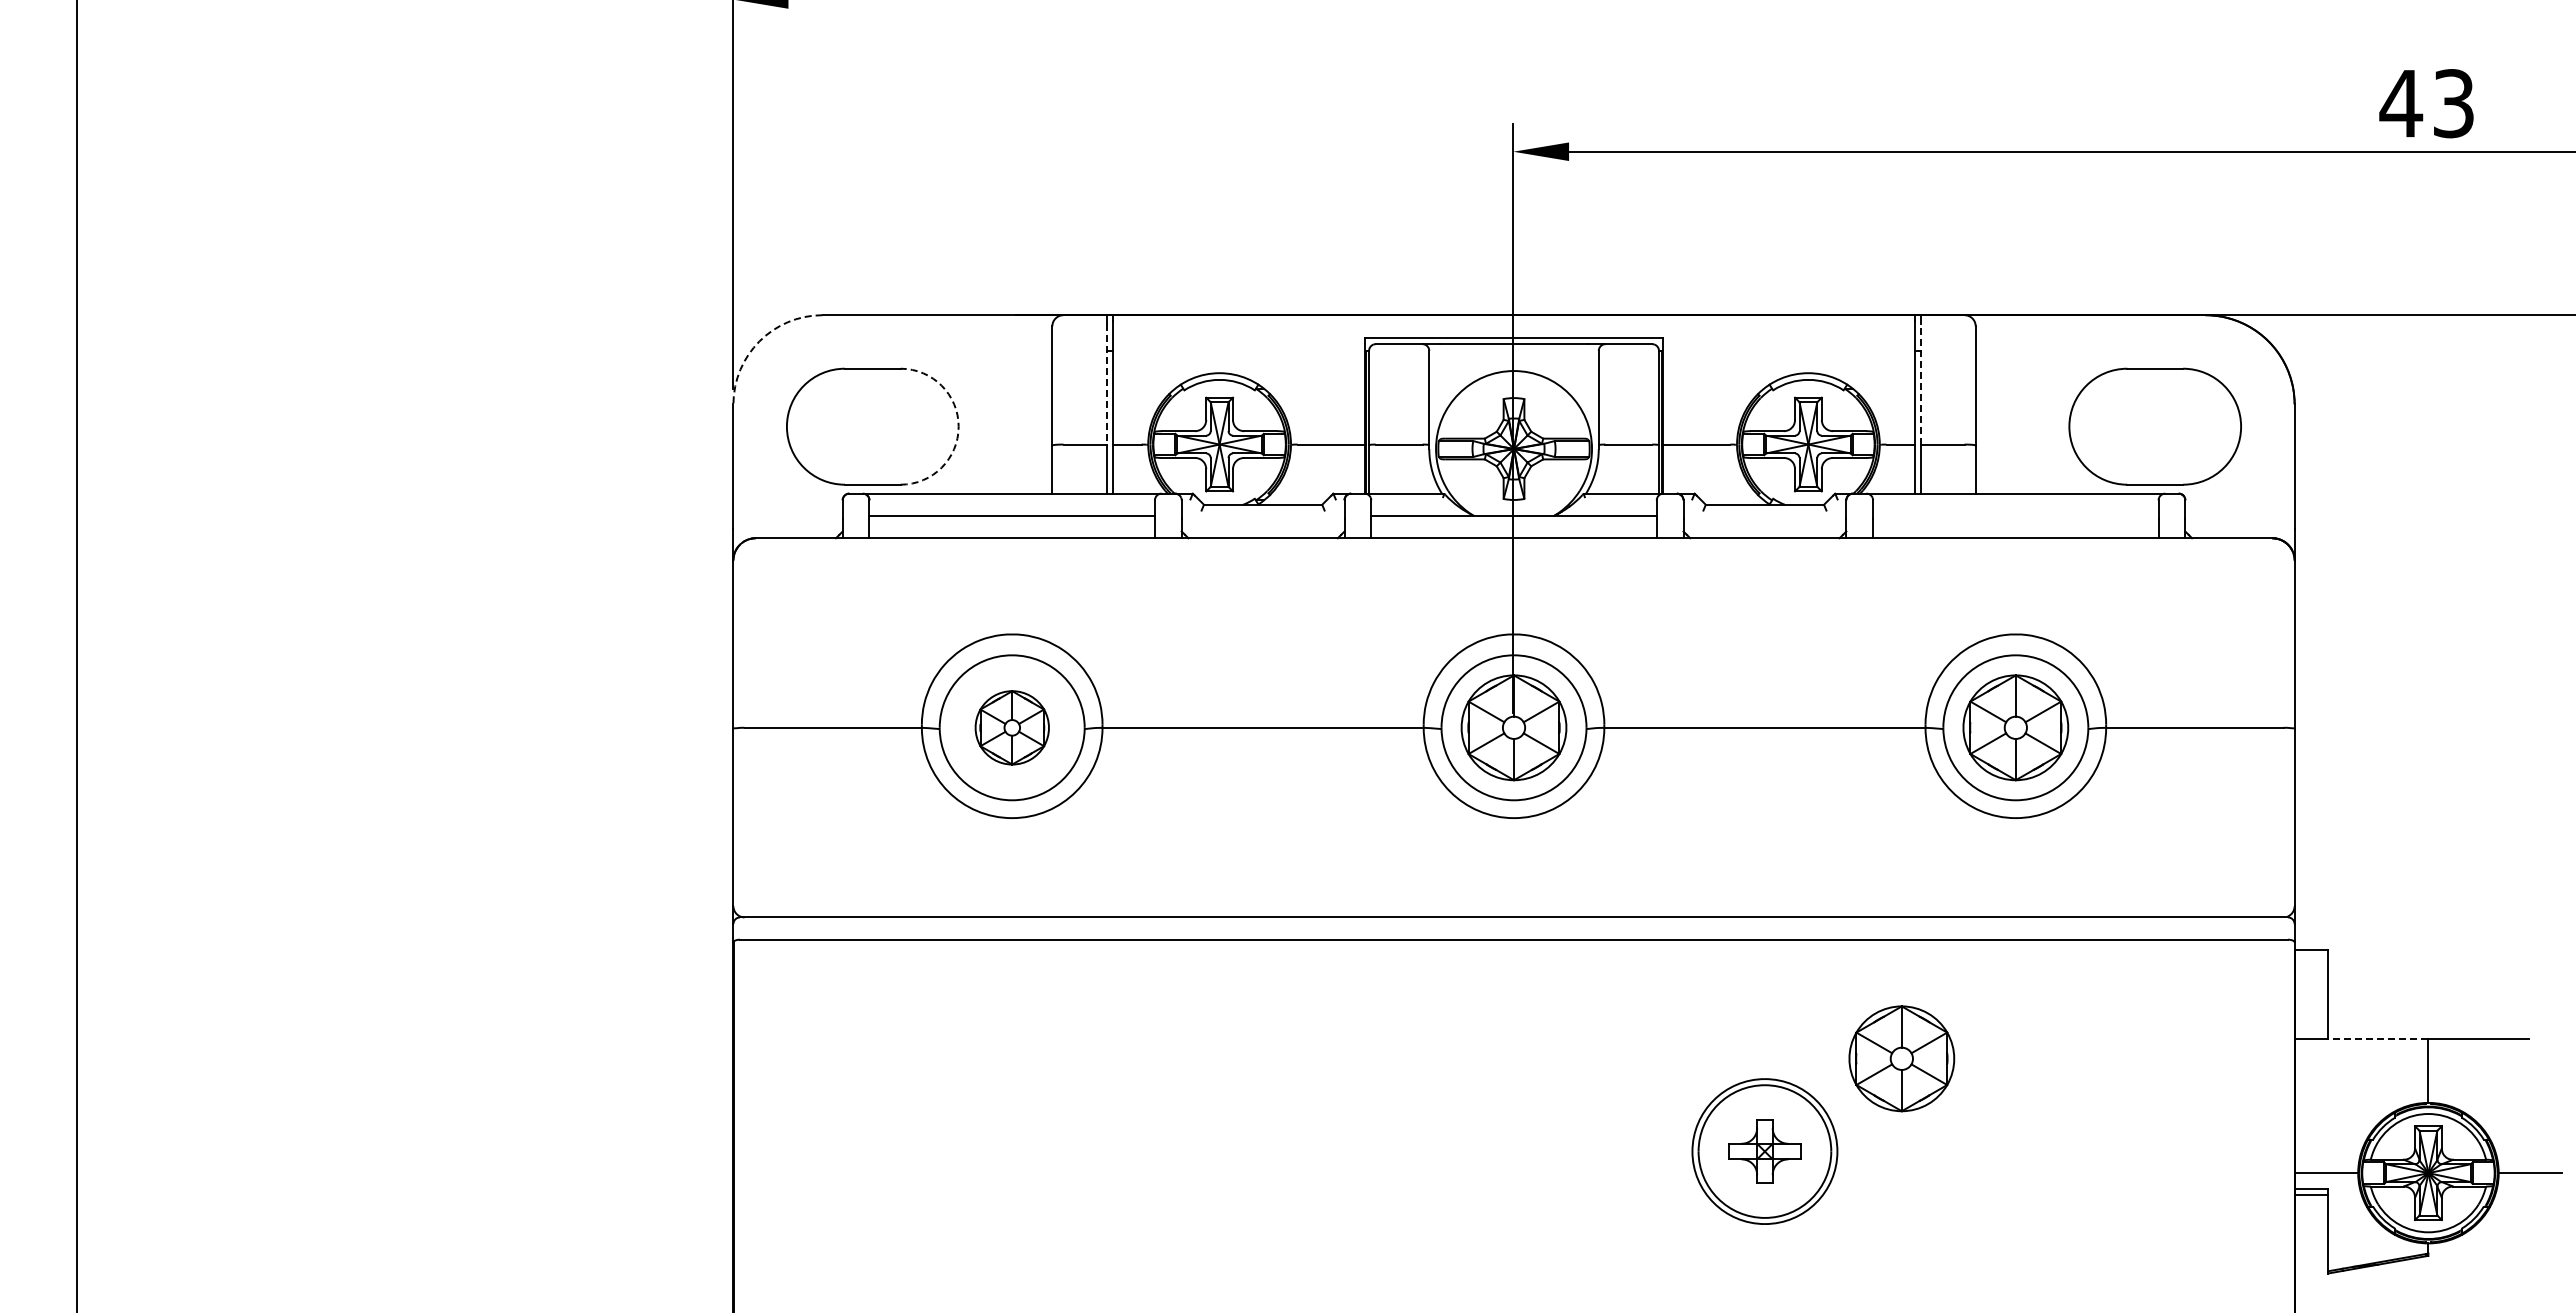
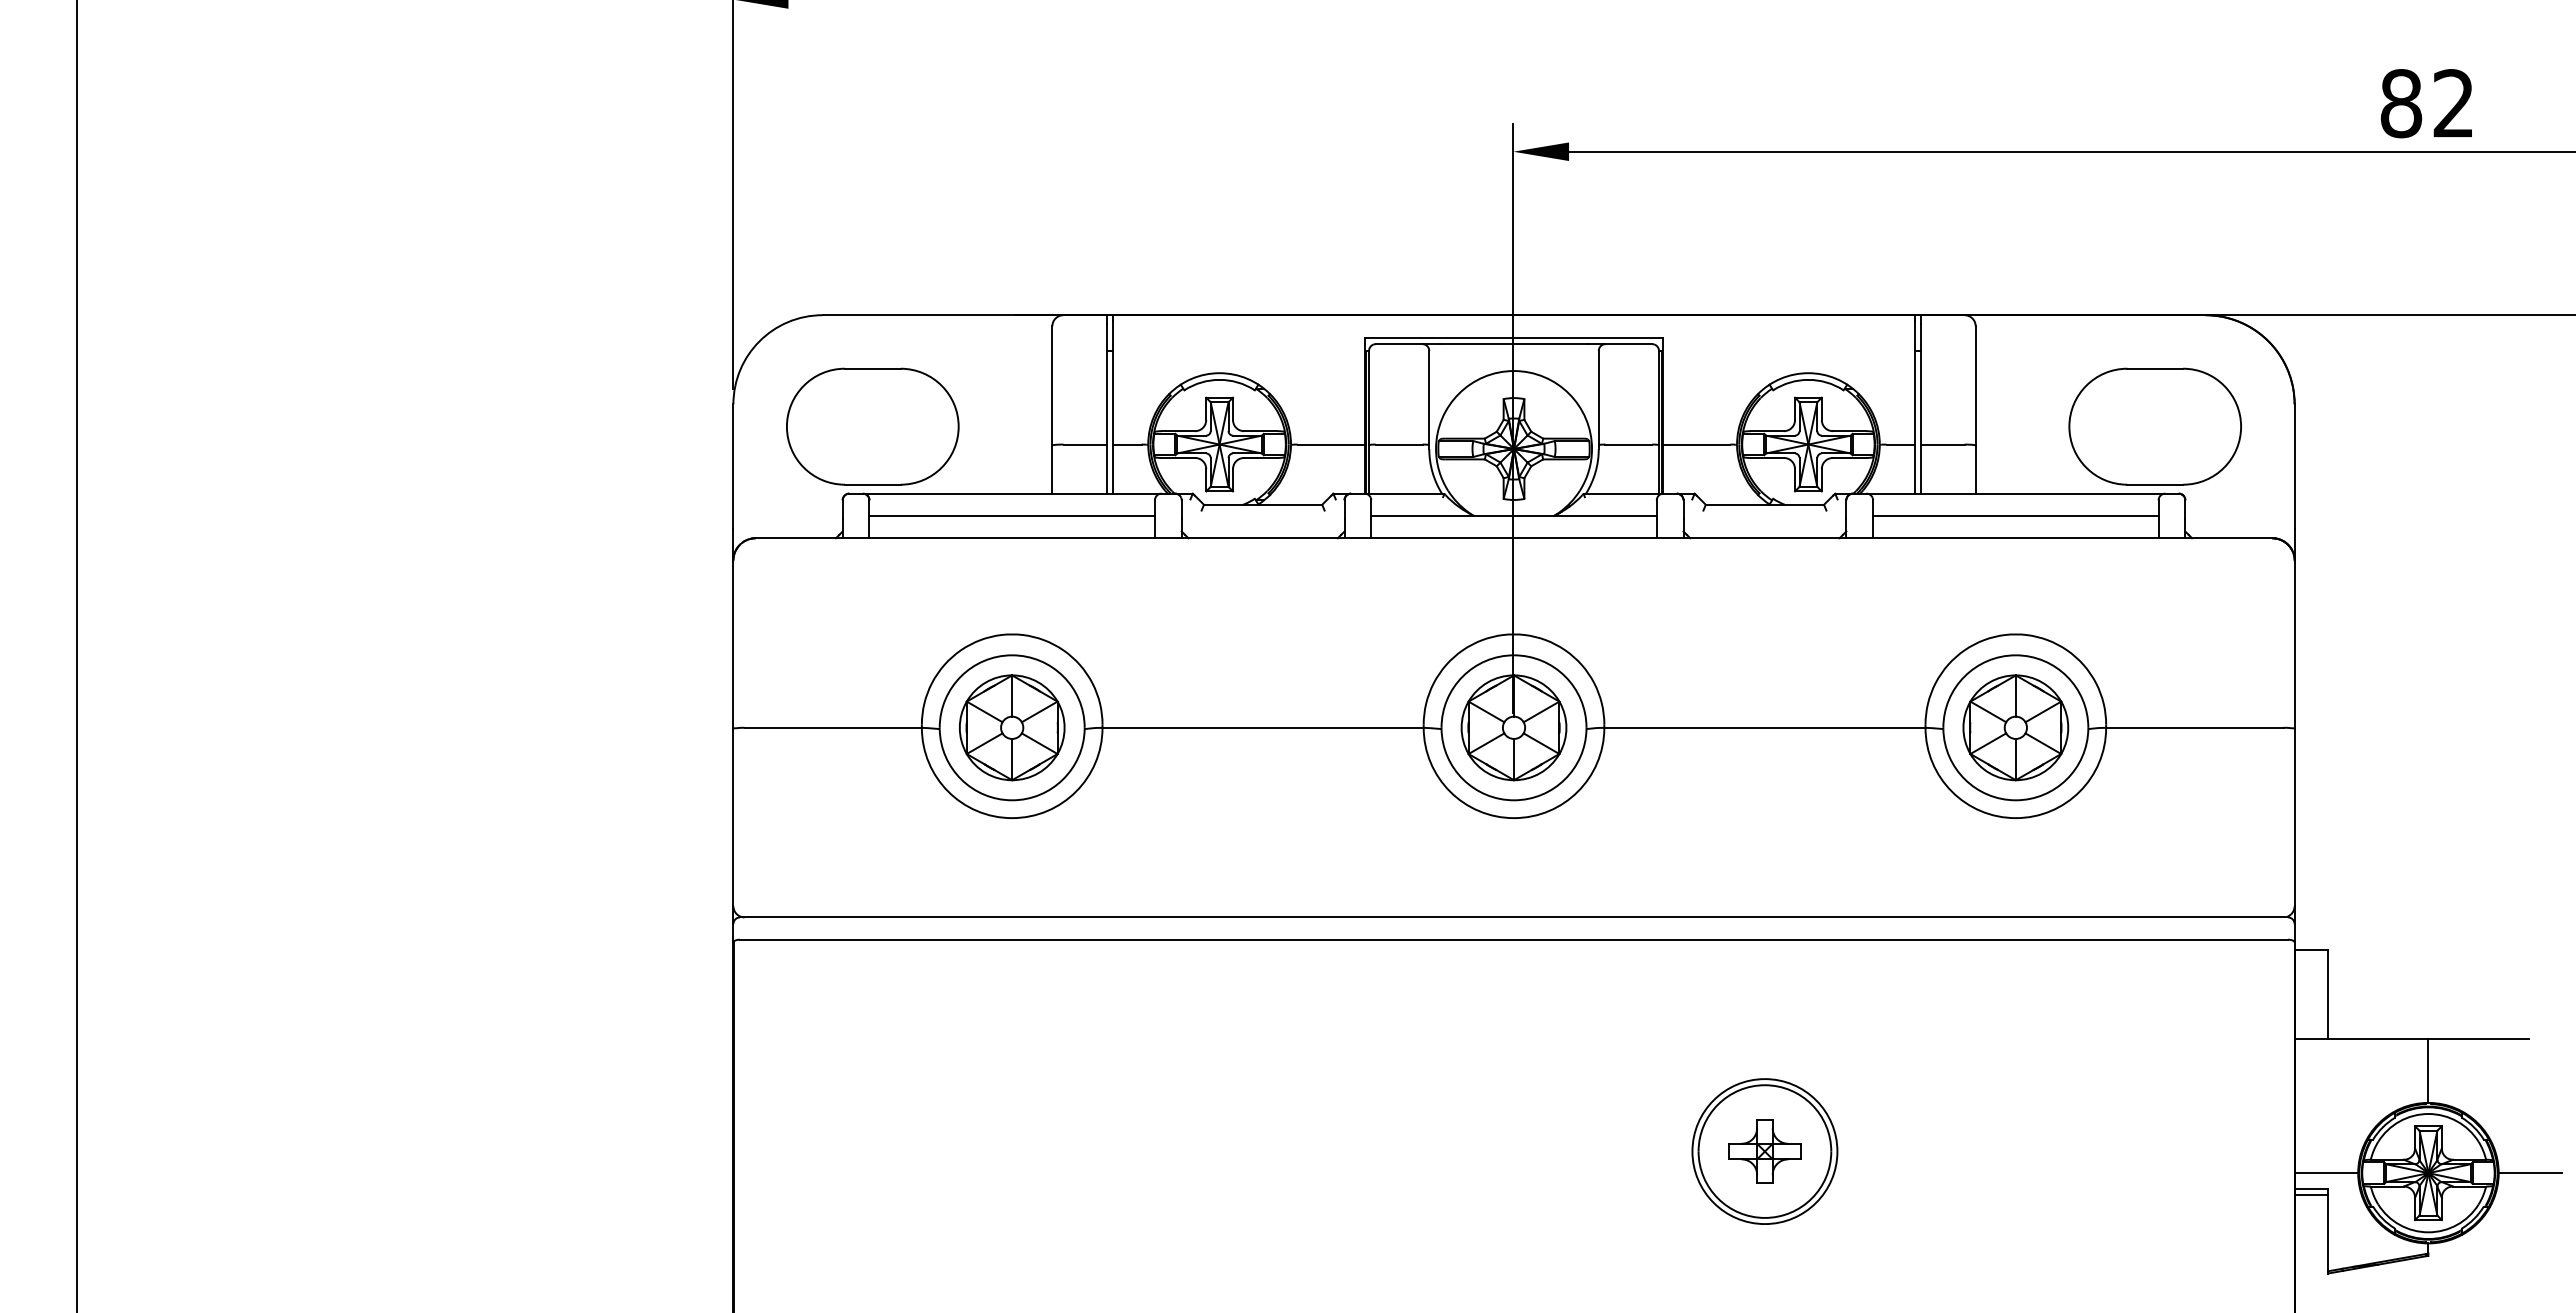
text: 43 -> 82 (2426, 103)
arc: dashed -> solid (759, 341)
line: dashed -> solid (1921, 384)
line: dashed -> solid (1106, 385)
arc: dashed -> solid (958, 426)
line: none -> present (2015, 515)
part size: 76x76 px -> 107x108 px (1012, 727)
line: dashed -> solid (2377, 1039)
part: present -> none (1901, 1058)
